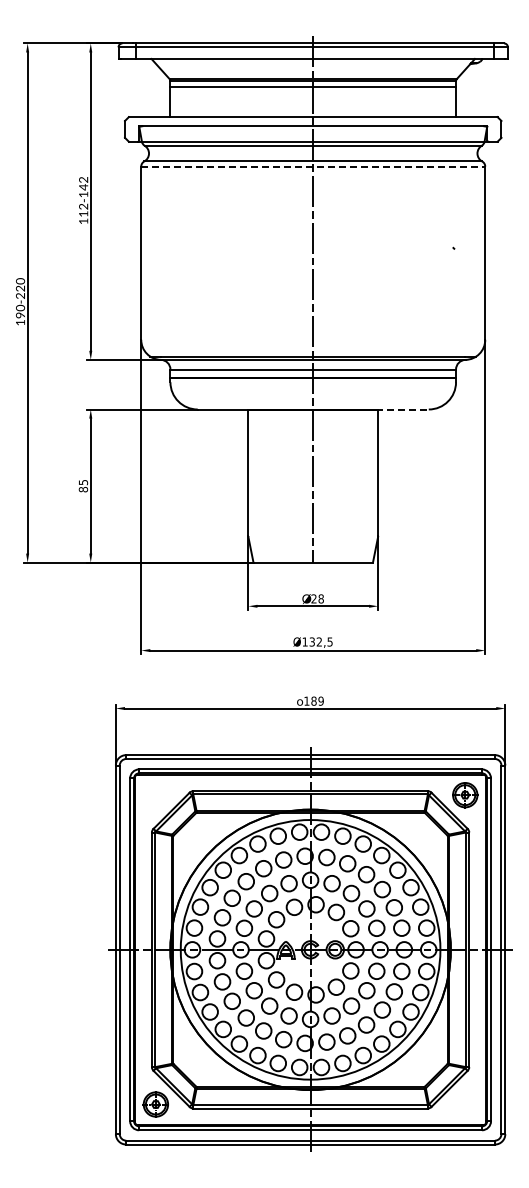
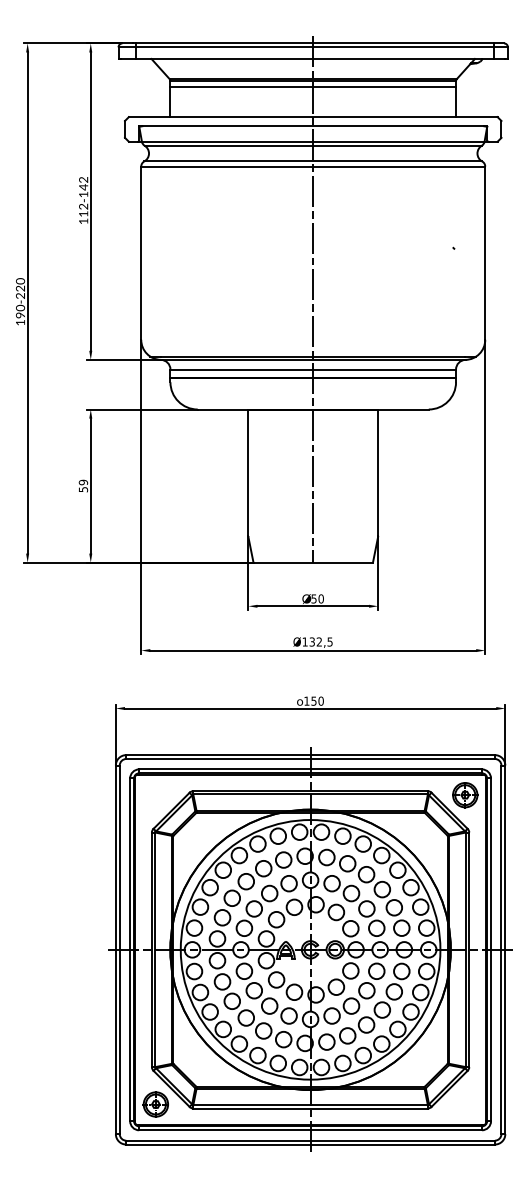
line: dashed -> solid (313, 166)
line: dashed -> solid (402, 409)
text: 85 -> 59 (83, 485)
text: 28 -> 50 (317, 598)
text: 189 -> 150 (317, 700)
